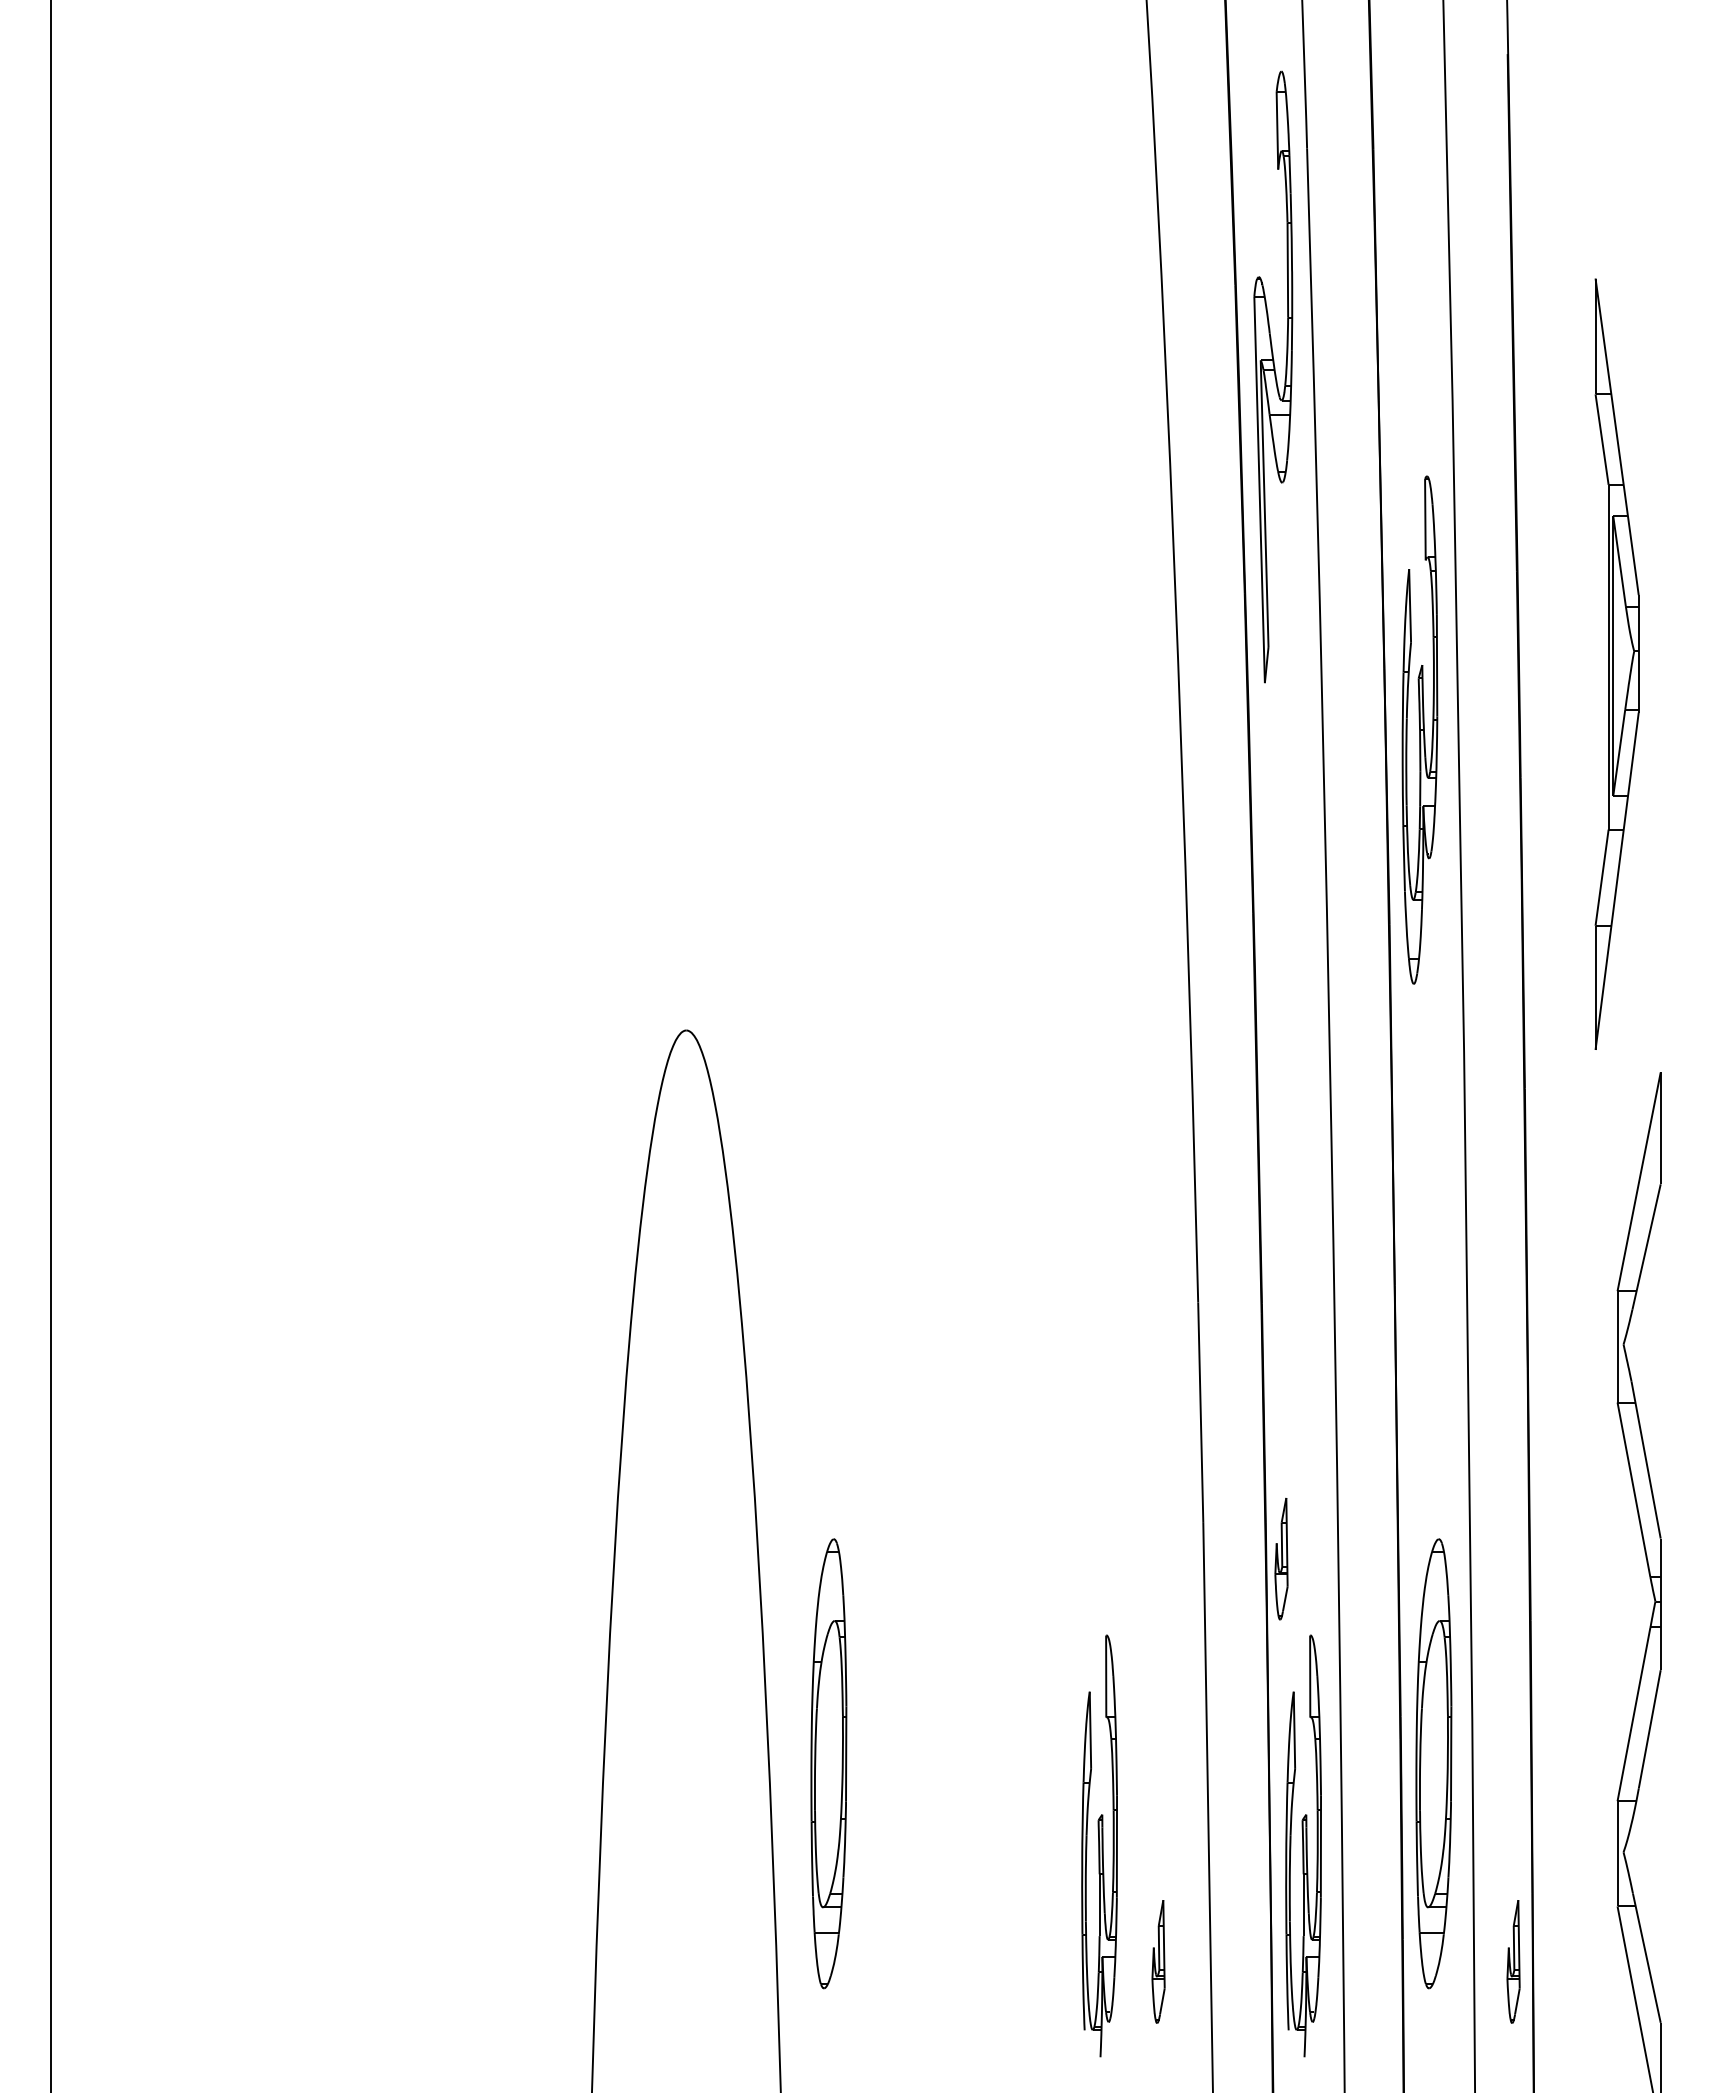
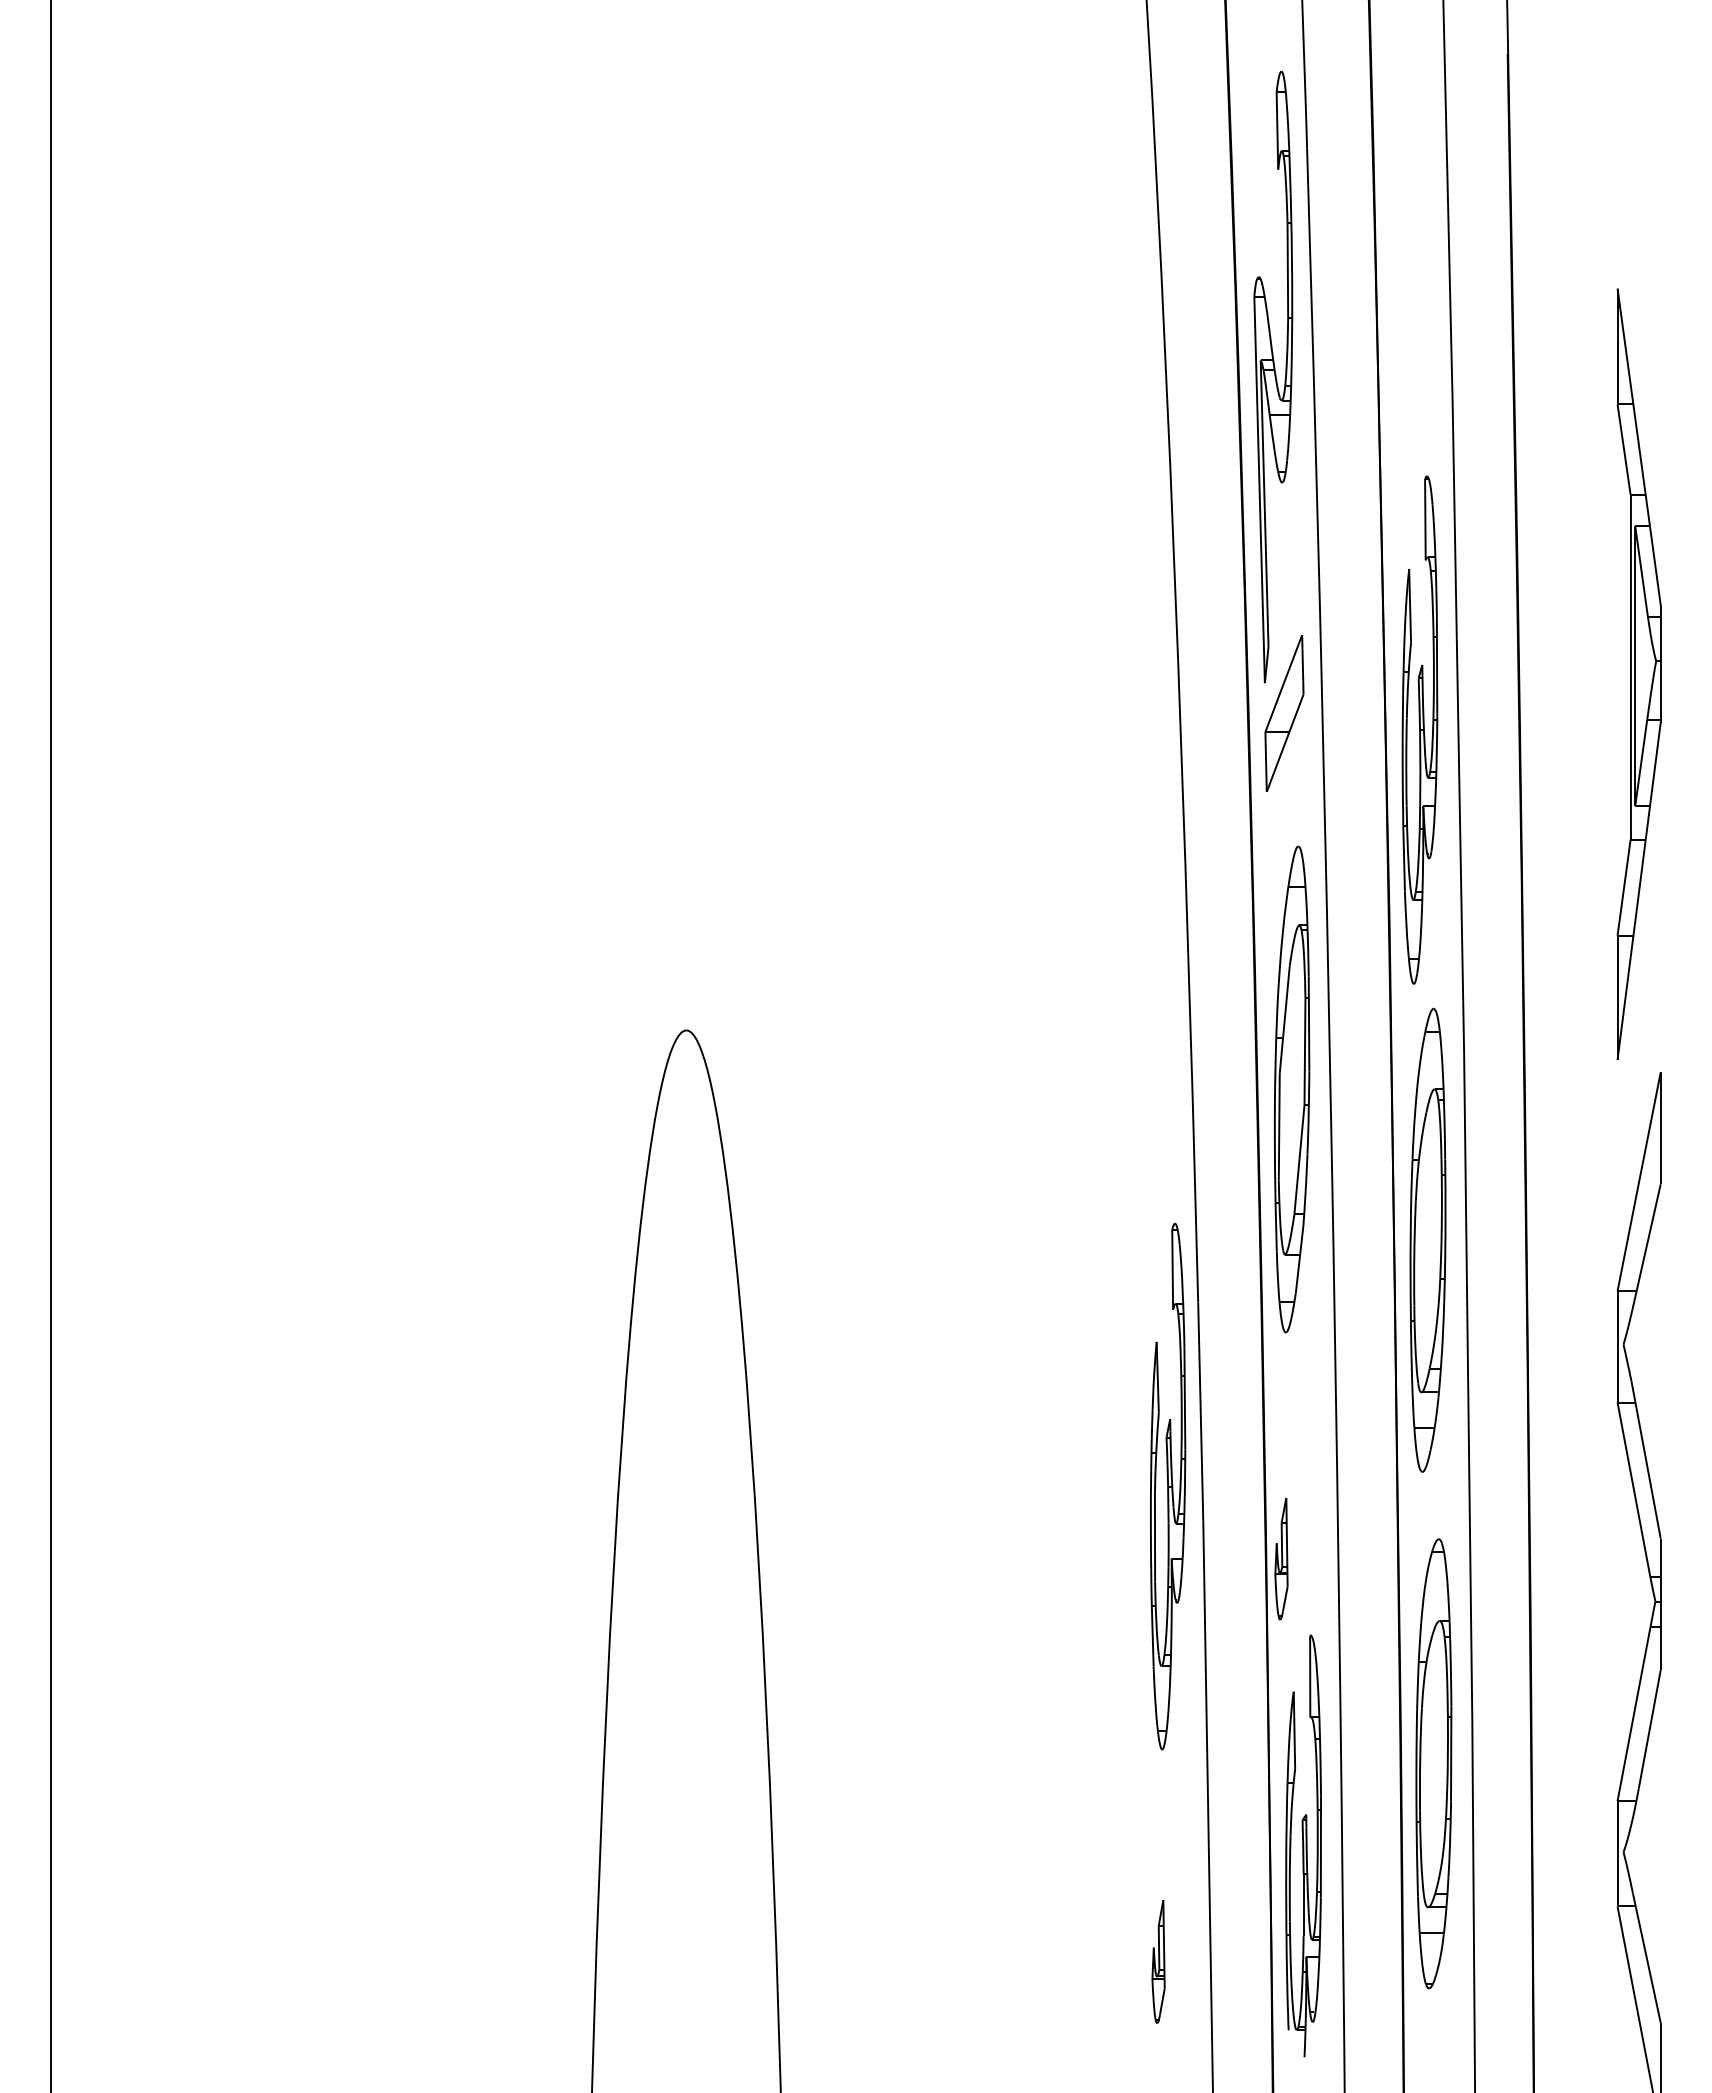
part position: (1616, 663) -> (1638, 673) (1638, 673)
part: none -> present (1284, 713)
part: none -> present (1292, 1089)
part: none -> present (1427, 1239)
part: none -> present (1168, 1486)
part: present -> none (828, 1763)
part: present -> none (1099, 1845)
part: present -> none (1513, 1961)
